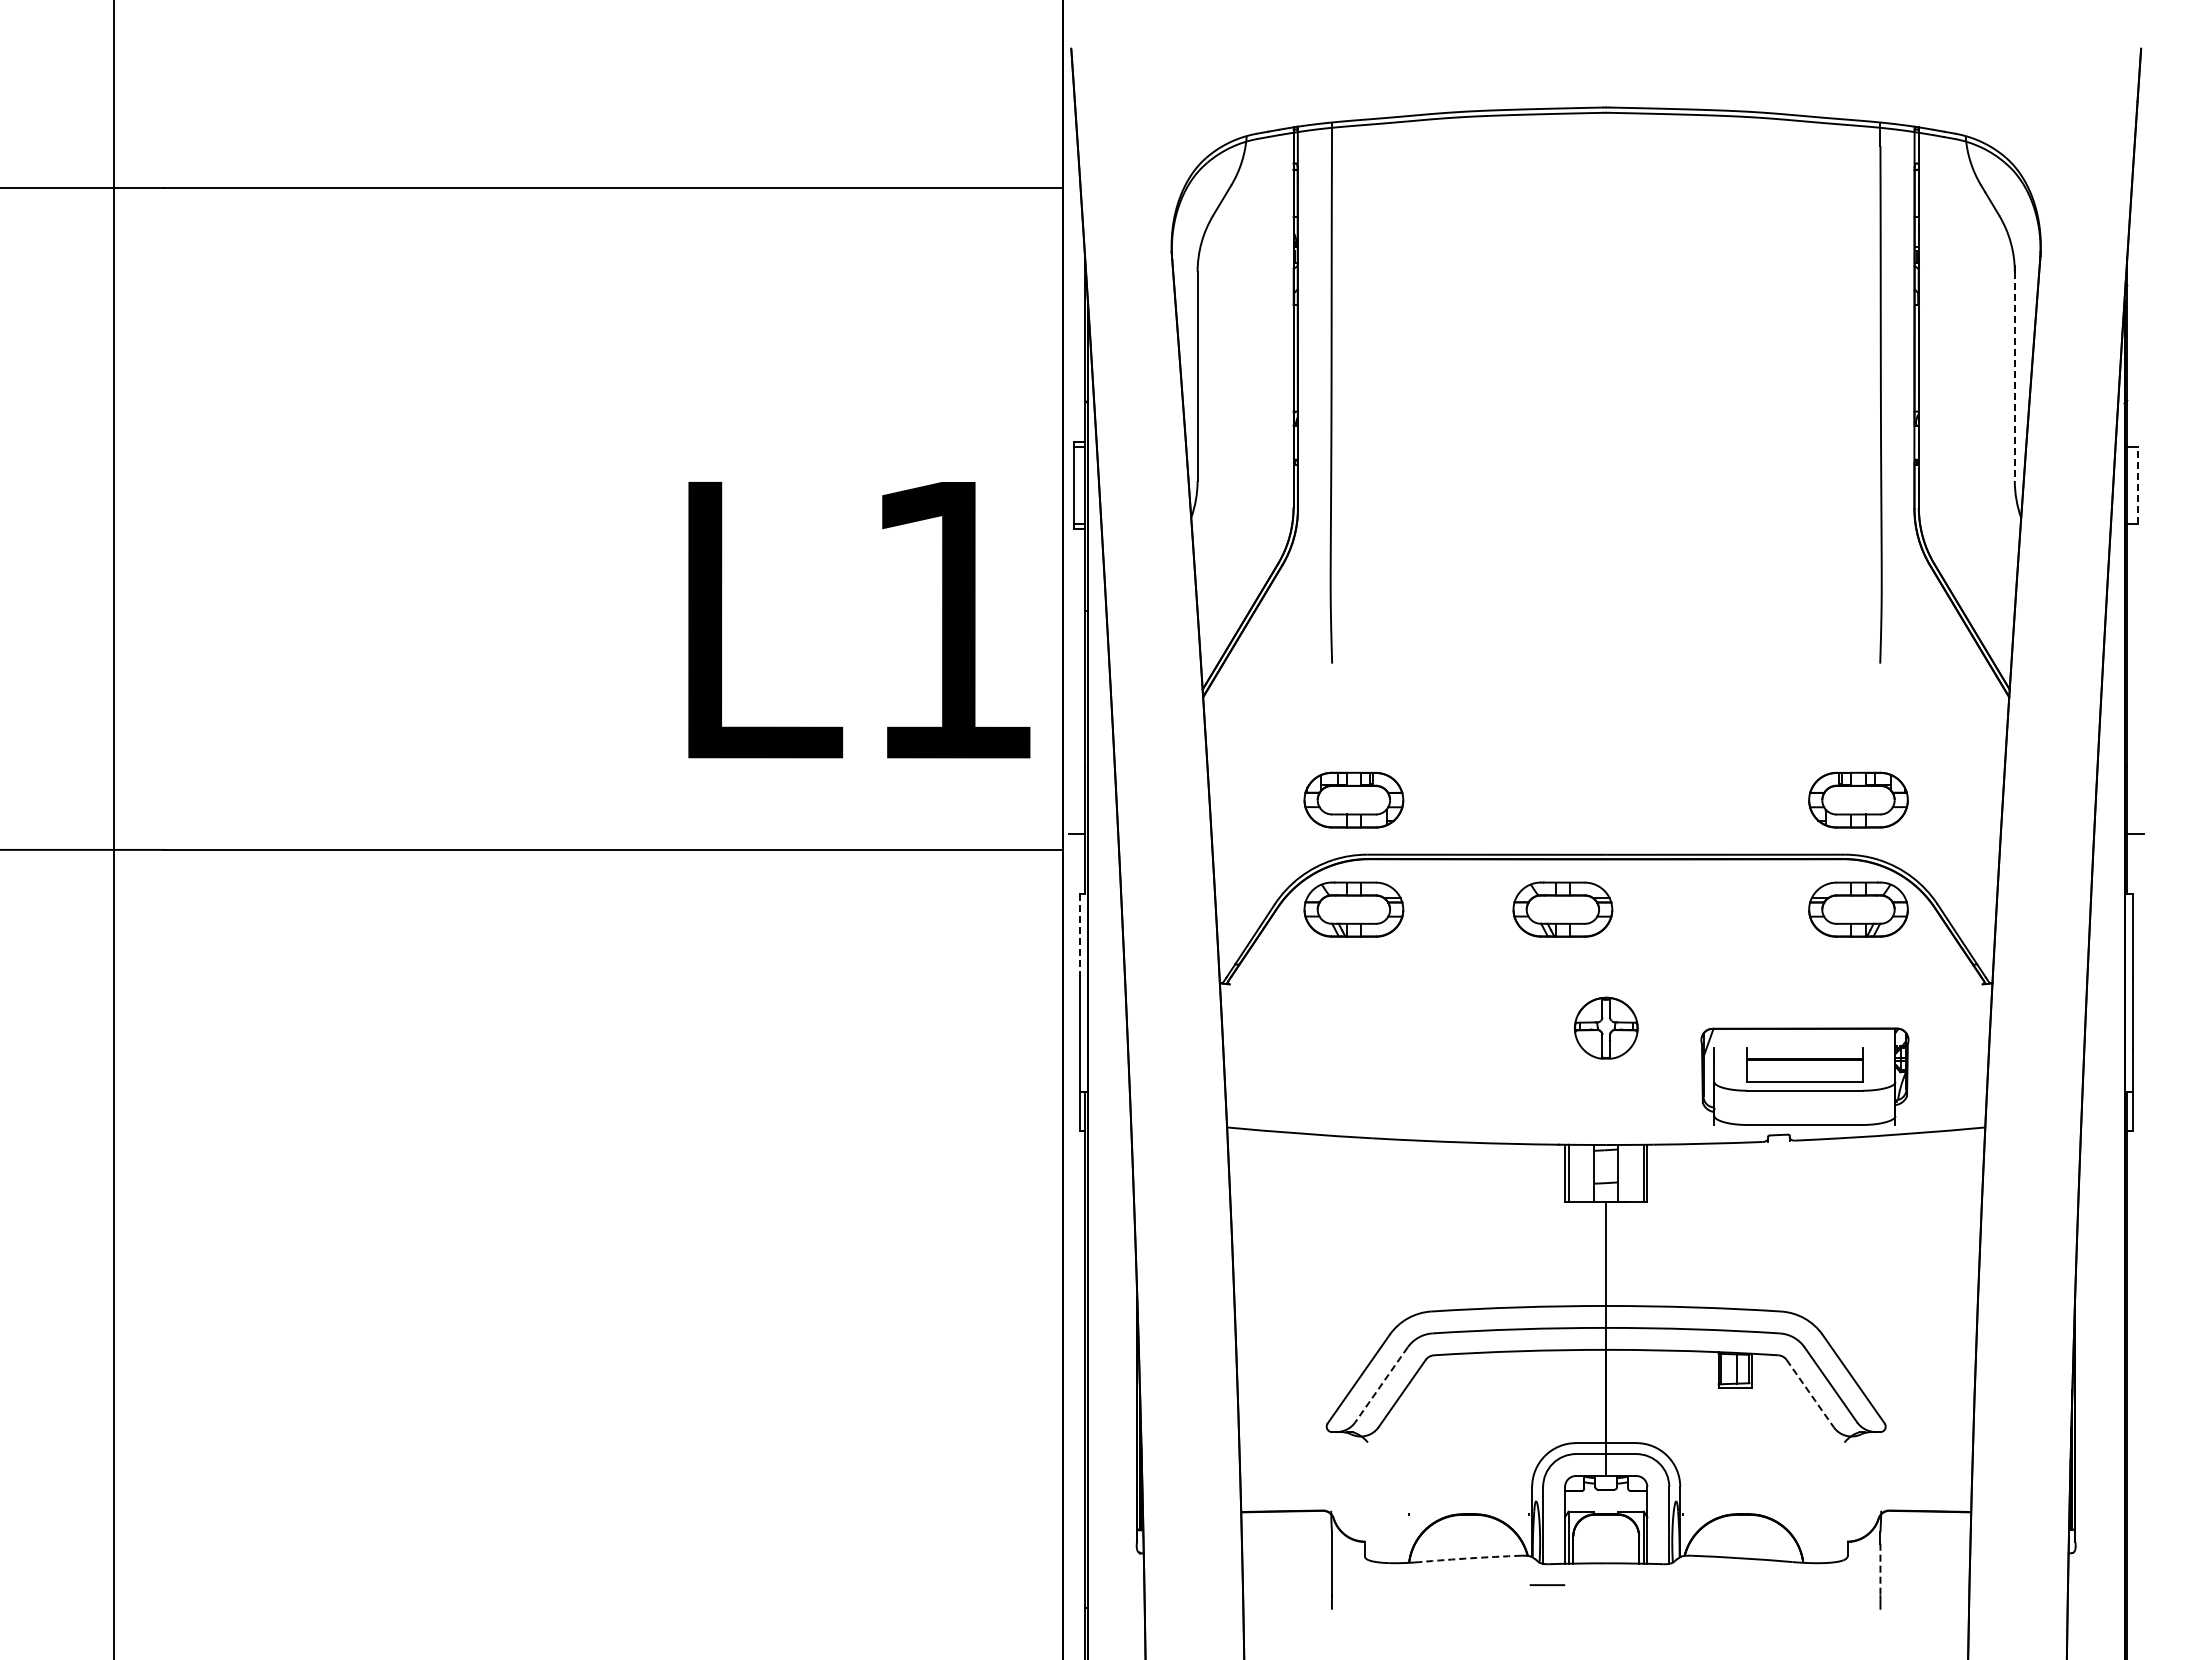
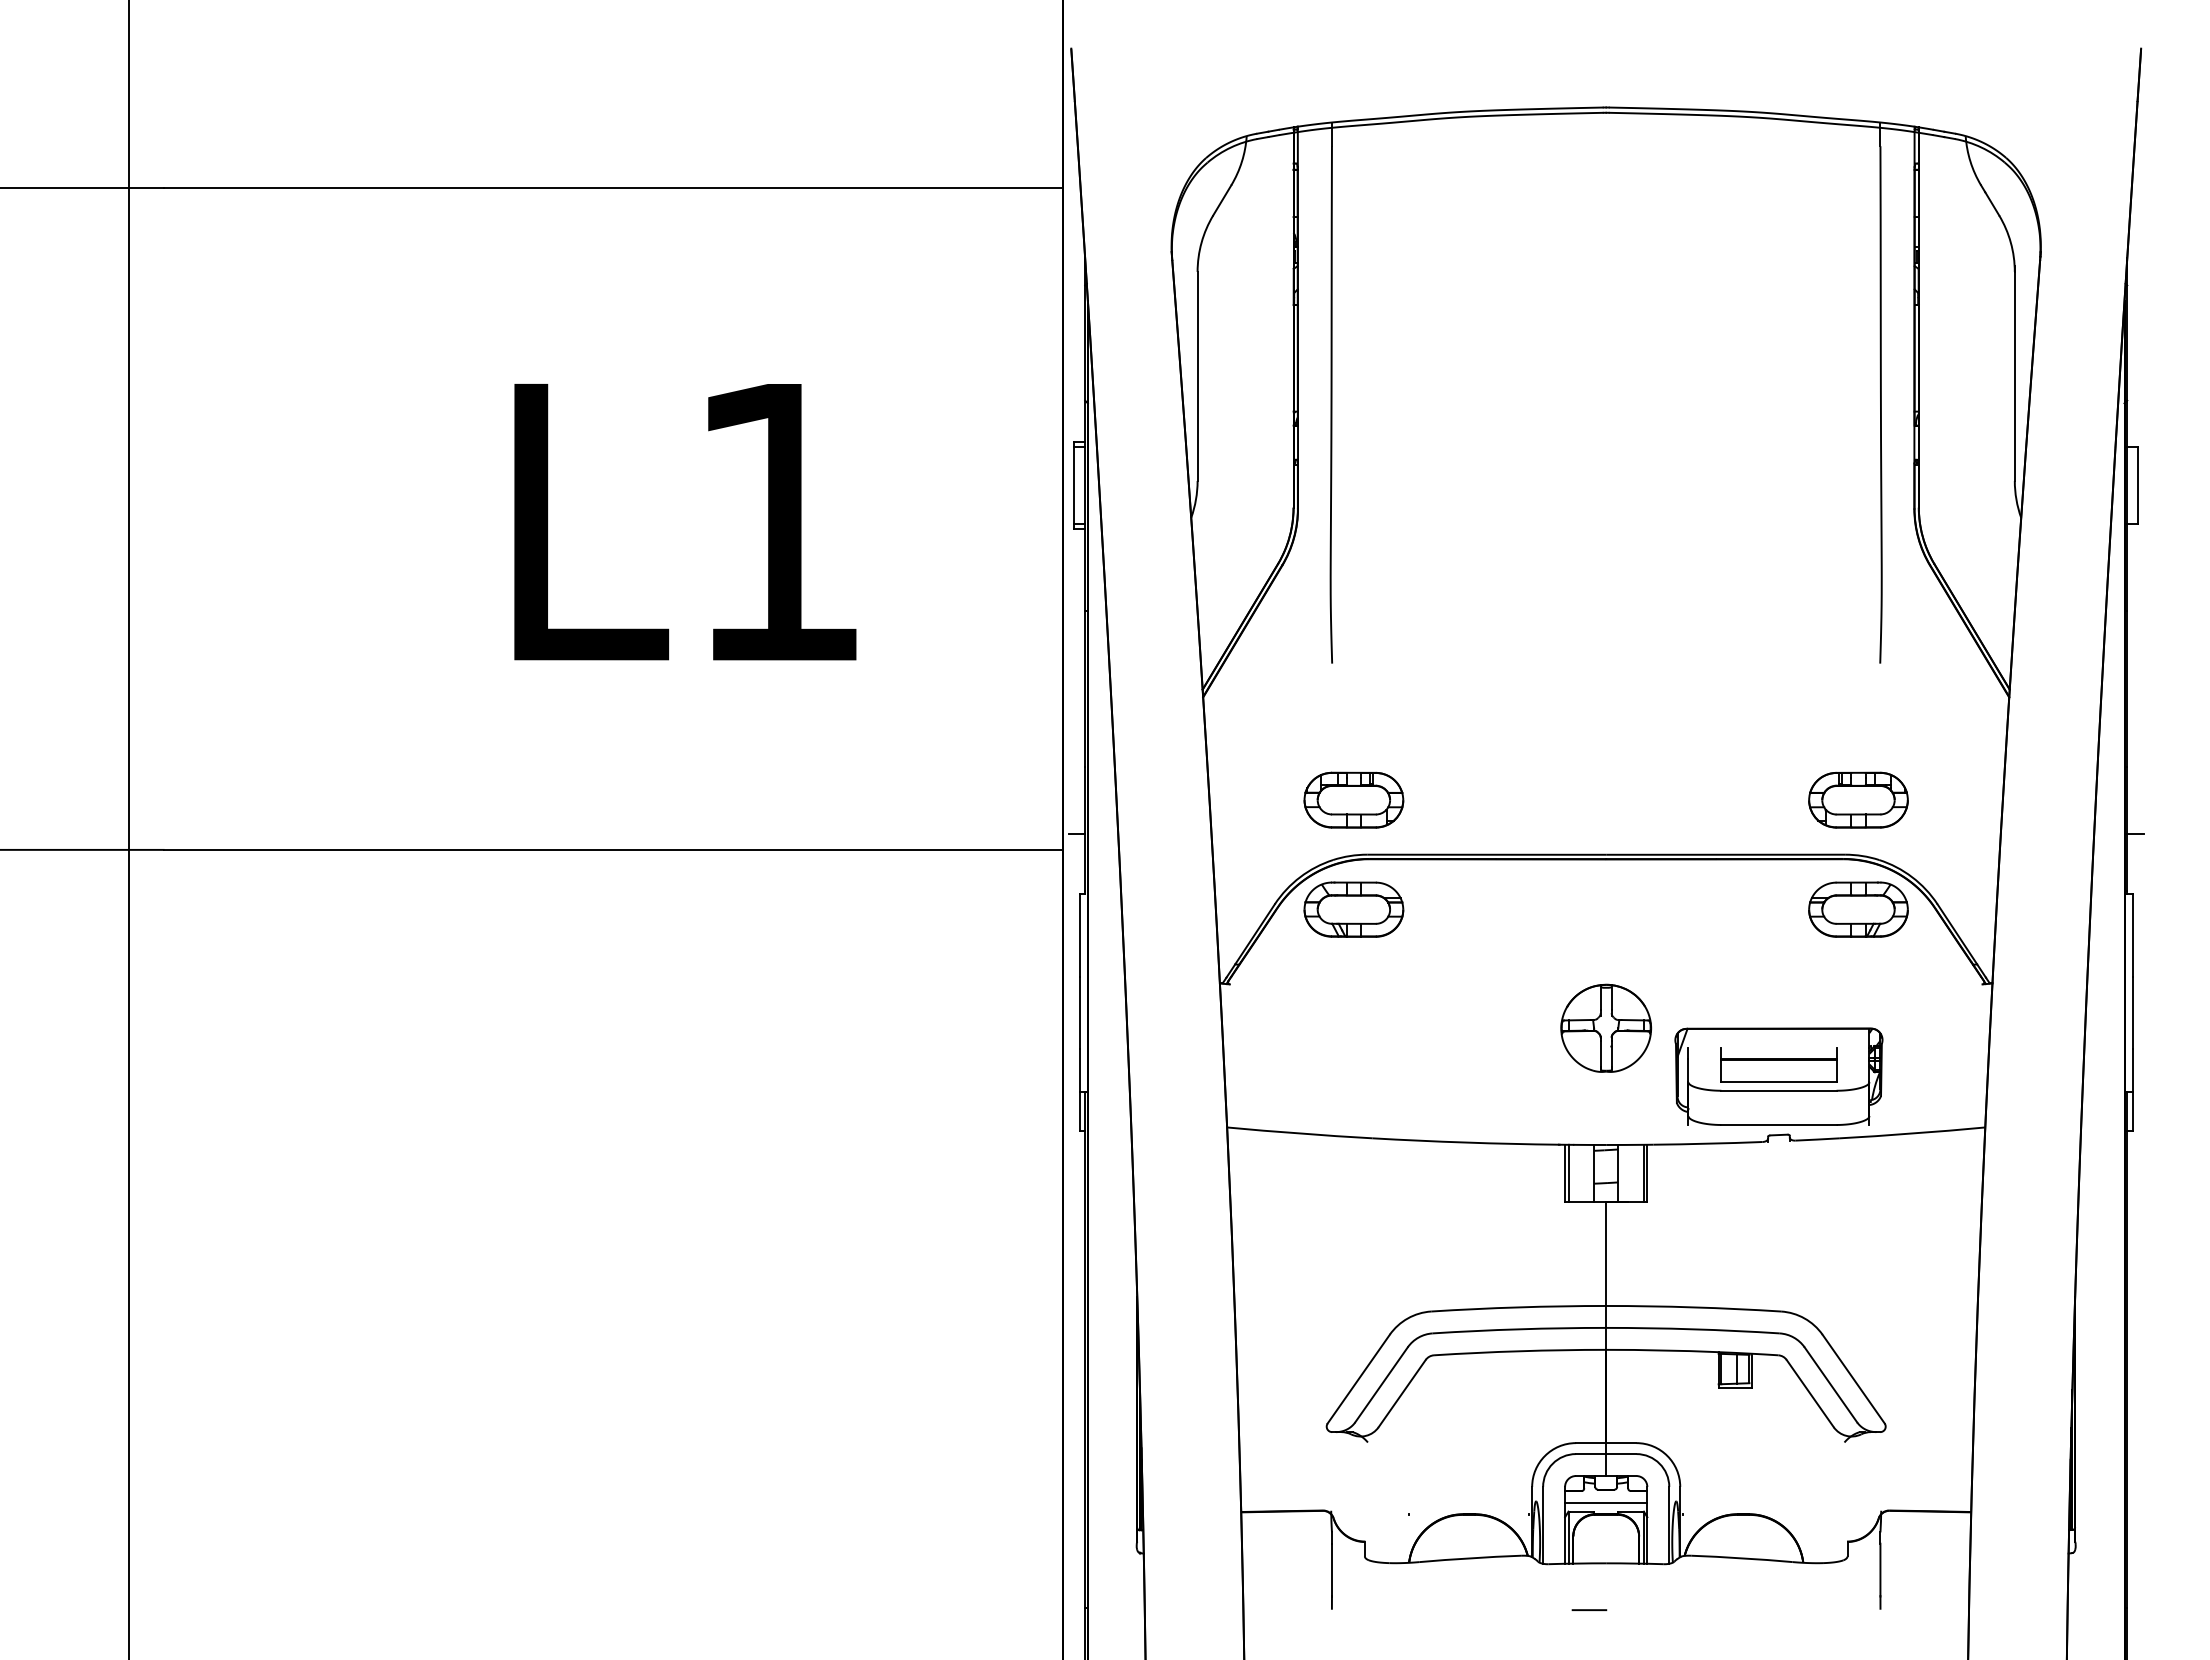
line: dashed -> solid (2014, 376)
line: dashed -> solid (2138, 484)
text position: (859, 620) -> (685, 522) (685, 522)
line position: (114, 829) -> (129, 829) (129, 829)
part: present -> none (1562, 909)
line: dashed -> solid (1079, 936)
part size: 65x64 px -> 93x90 px (1606, 1027)
part position: (1804, 1076) -> (1778, 1076) (1778, 1076)
line: dashed -> solid (1381, 1384)
line: dashed -> solid (1810, 1393)
line: none -> present (1606, 1503)
arc: dashed -> solid (1470, 1558)
line: dashed -> solid (1880, 1570)
line position: (1547, 1584) -> (1589, 1609) (1589, 1609)
